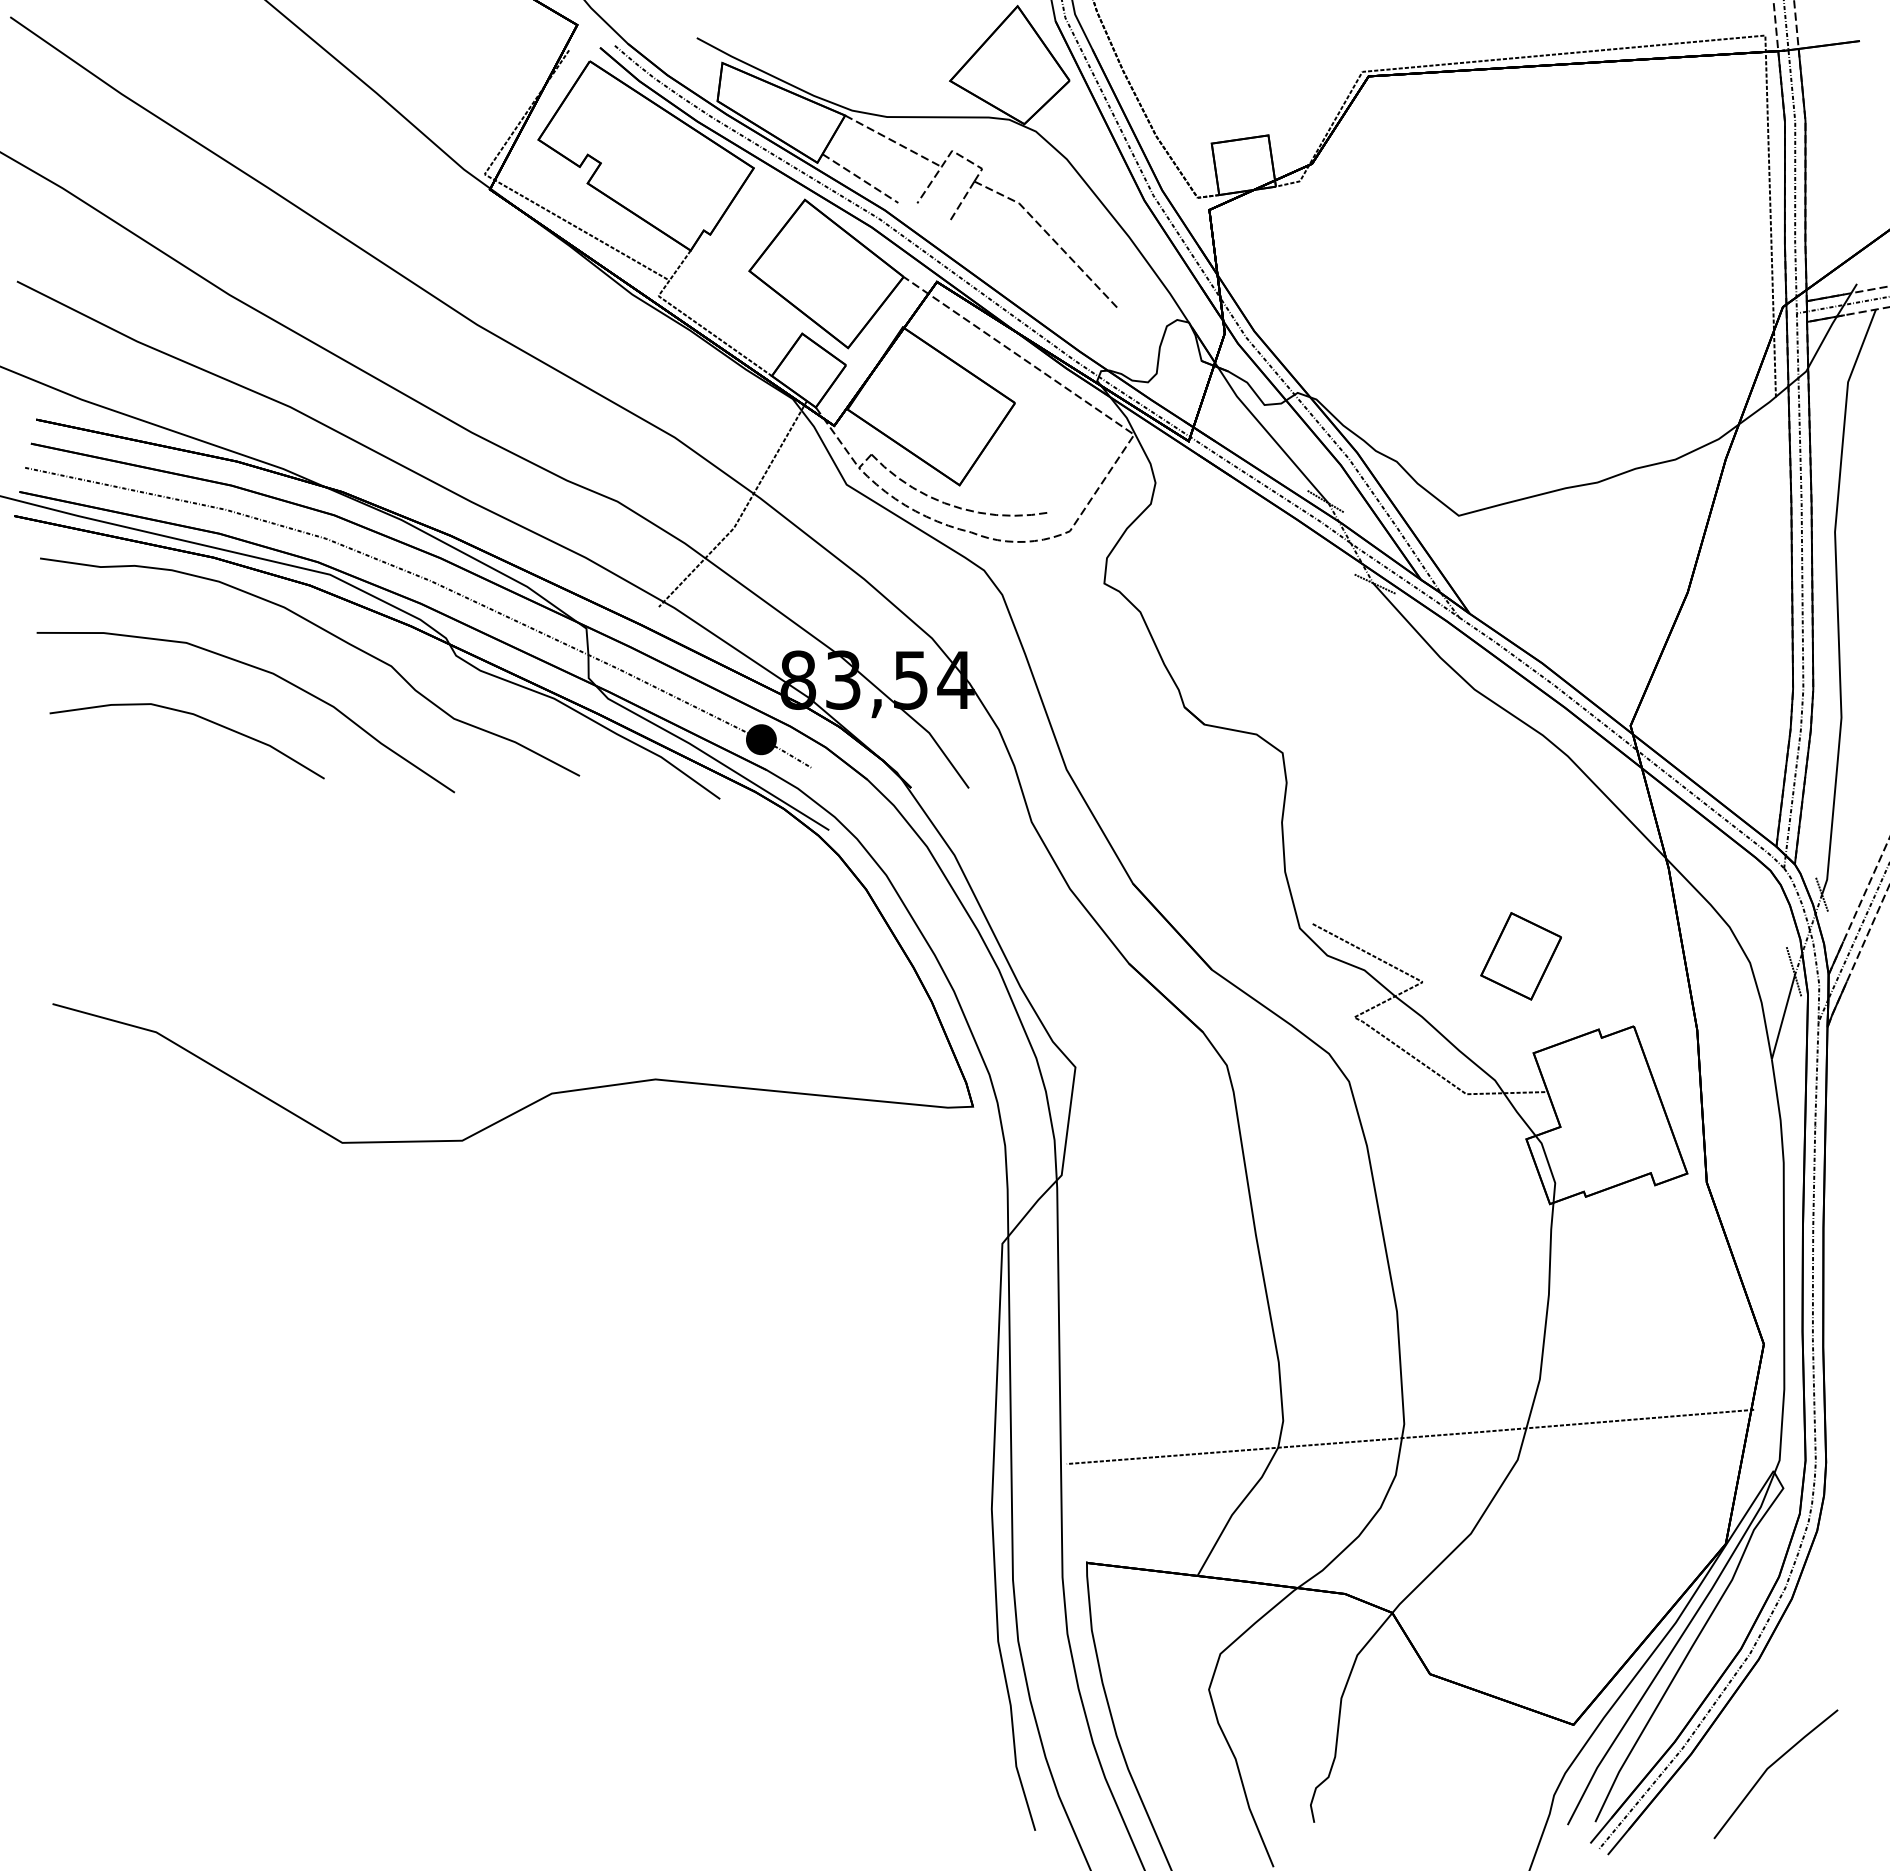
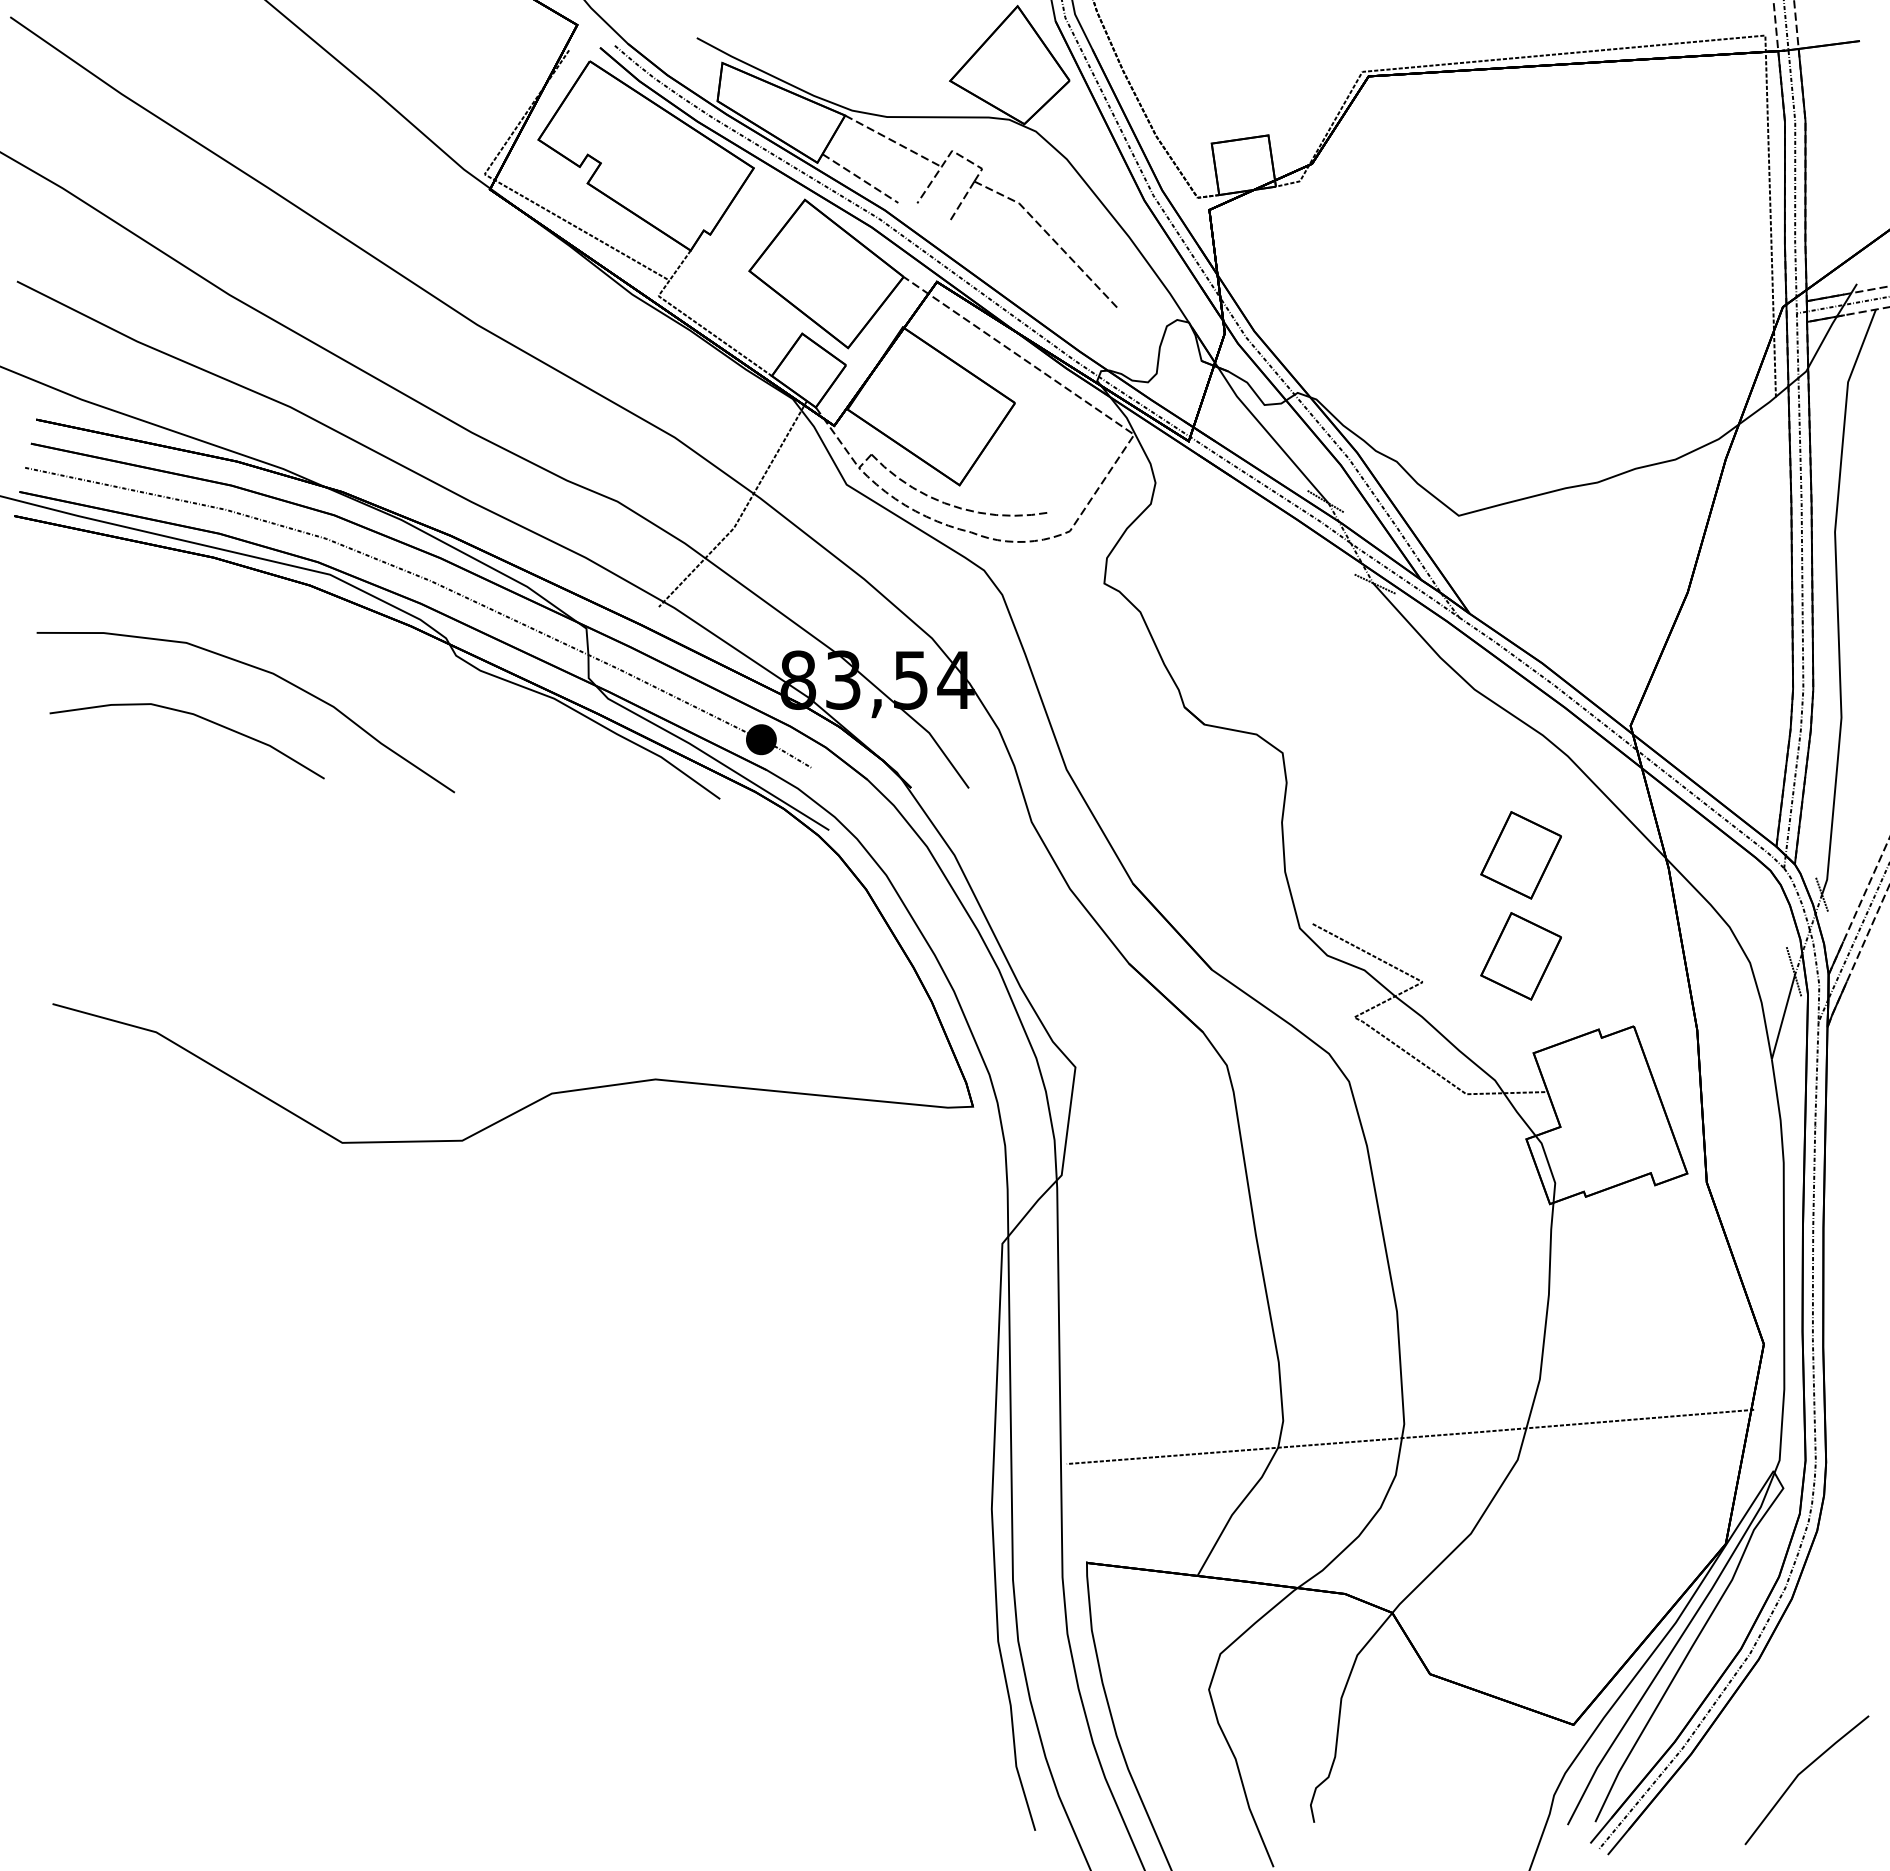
part: present -> none (326, 632)
part: none -> present (1520, 855)
line position: (1769, 1768) -> (1800, 1774) (1800, 1774)
